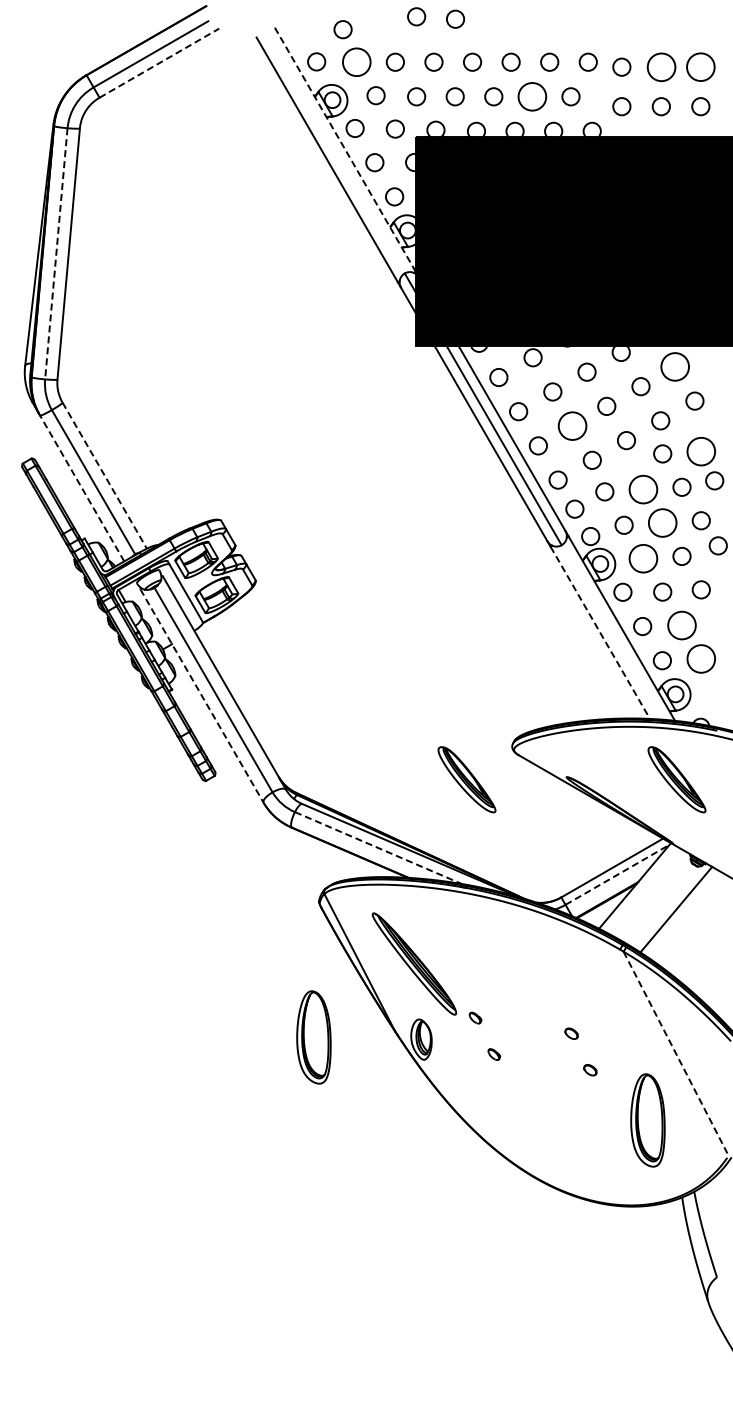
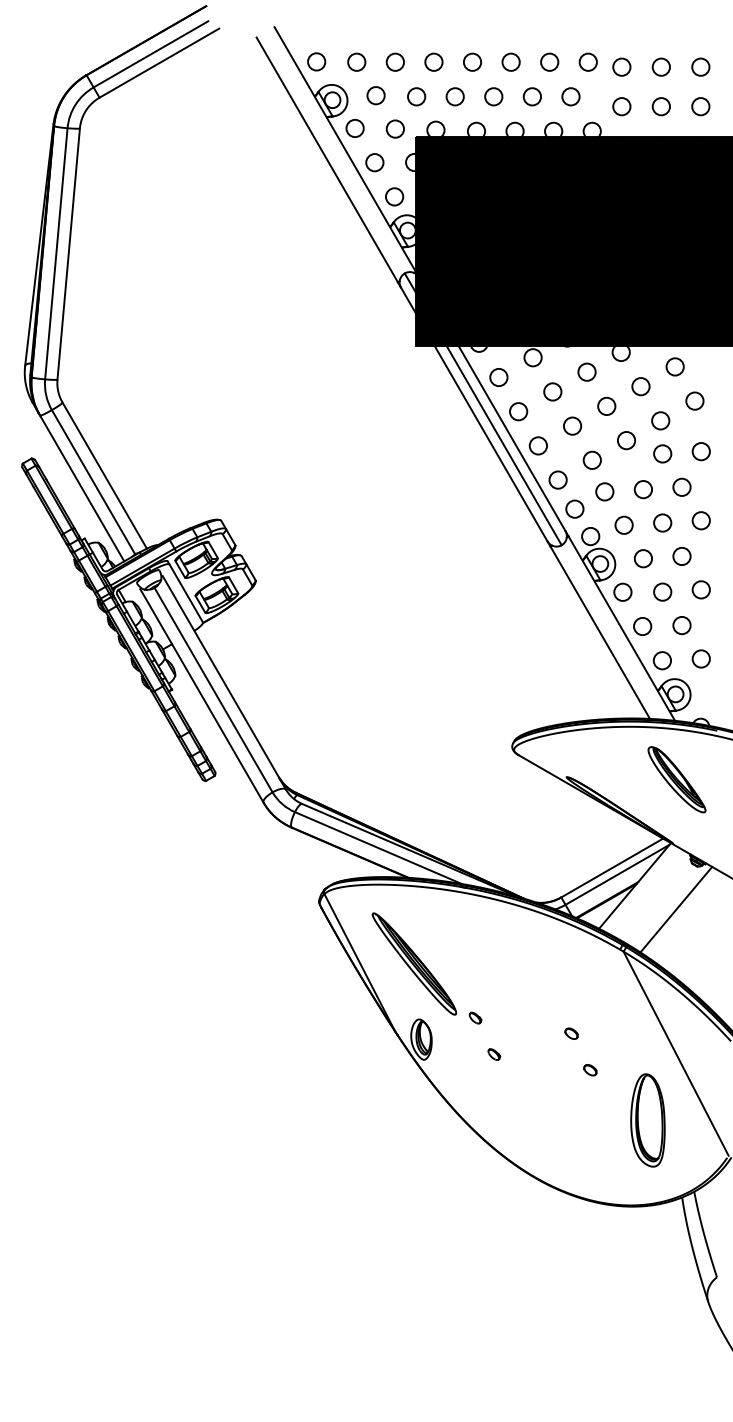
circle: present -> none (416, 16)
circle: present -> none (455, 18)
circle: present -> none (342, 29)
line: dashed -> solid (159, 62)
circle diameter: 28 px -> 17 px (356, 61)
circle size: 31x30 px -> 20x20 px (660, 66)
circle diameter: 28 px -> 17 px (700, 66)
circle diameter: 28 px -> 17 px (532, 96)
line: dashed -> solid (344, 149)
line: dashed -> solid (56, 254)
circle diameter: 28 px -> 17 px (674, 366)
circle diameter: 28 px -> 17 px (572, 425)
circle diameter: 28 px -> 17 px (700, 451)
line: dashed -> solid (105, 476)
circle: present -> none (714, 480)
line: dashed -> solid (81, 488)
circle diameter: 28 px -> 17 px (643, 489)
circle diameter: 28 px -> 17 px (662, 522)
circle: present -> none (717, 545)
circle diameter: 28 px -> 17 px (643, 558)
circle diameter: 28 px -> 17 px (681, 625)
line: dashed -> solid (600, 633)
circle diameter: 28 px -> 17 px (700, 658)
line: dashed -> solid (202, 696)
part: present -> none (466, 779)
line: dashed -> solid (378, 848)
line: dashed -> solid (617, 874)
part: present -> none (313, 1037)
line: dashed -> solid (676, 1053)
